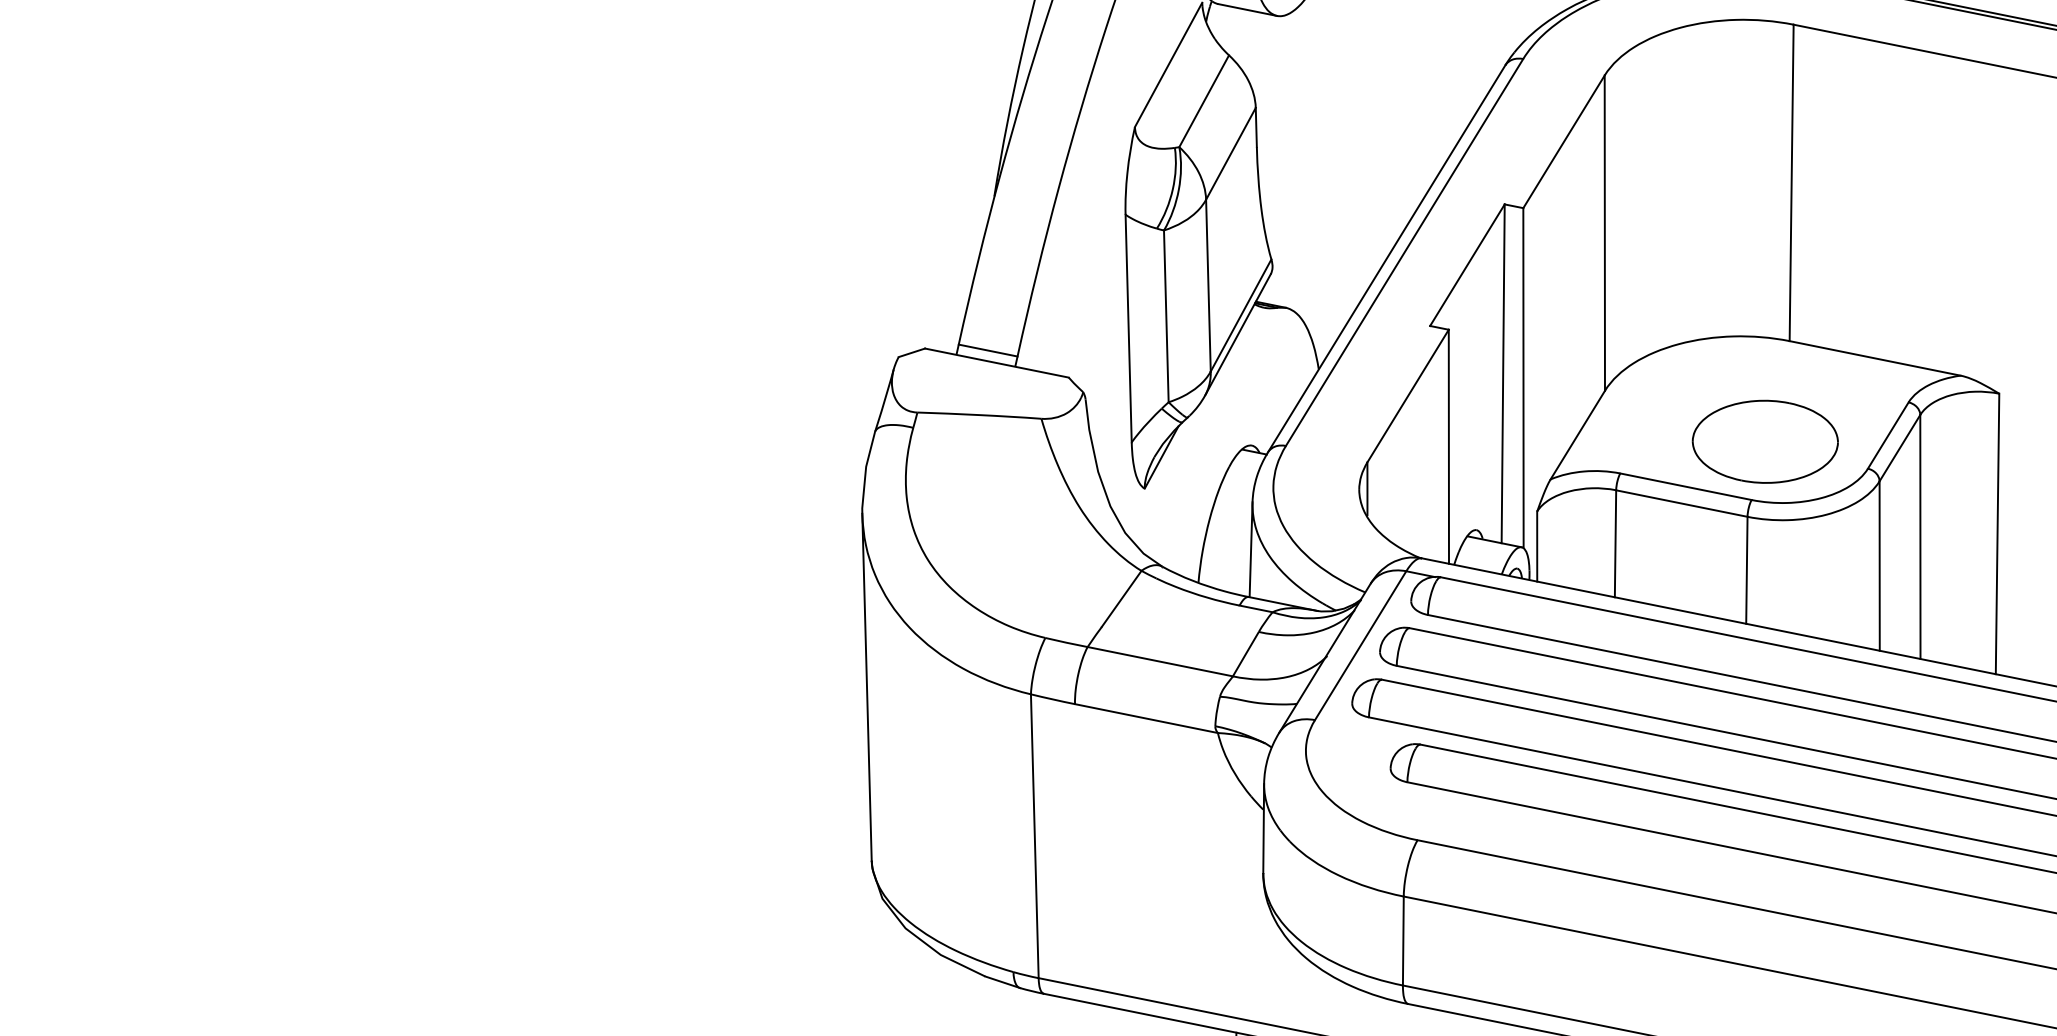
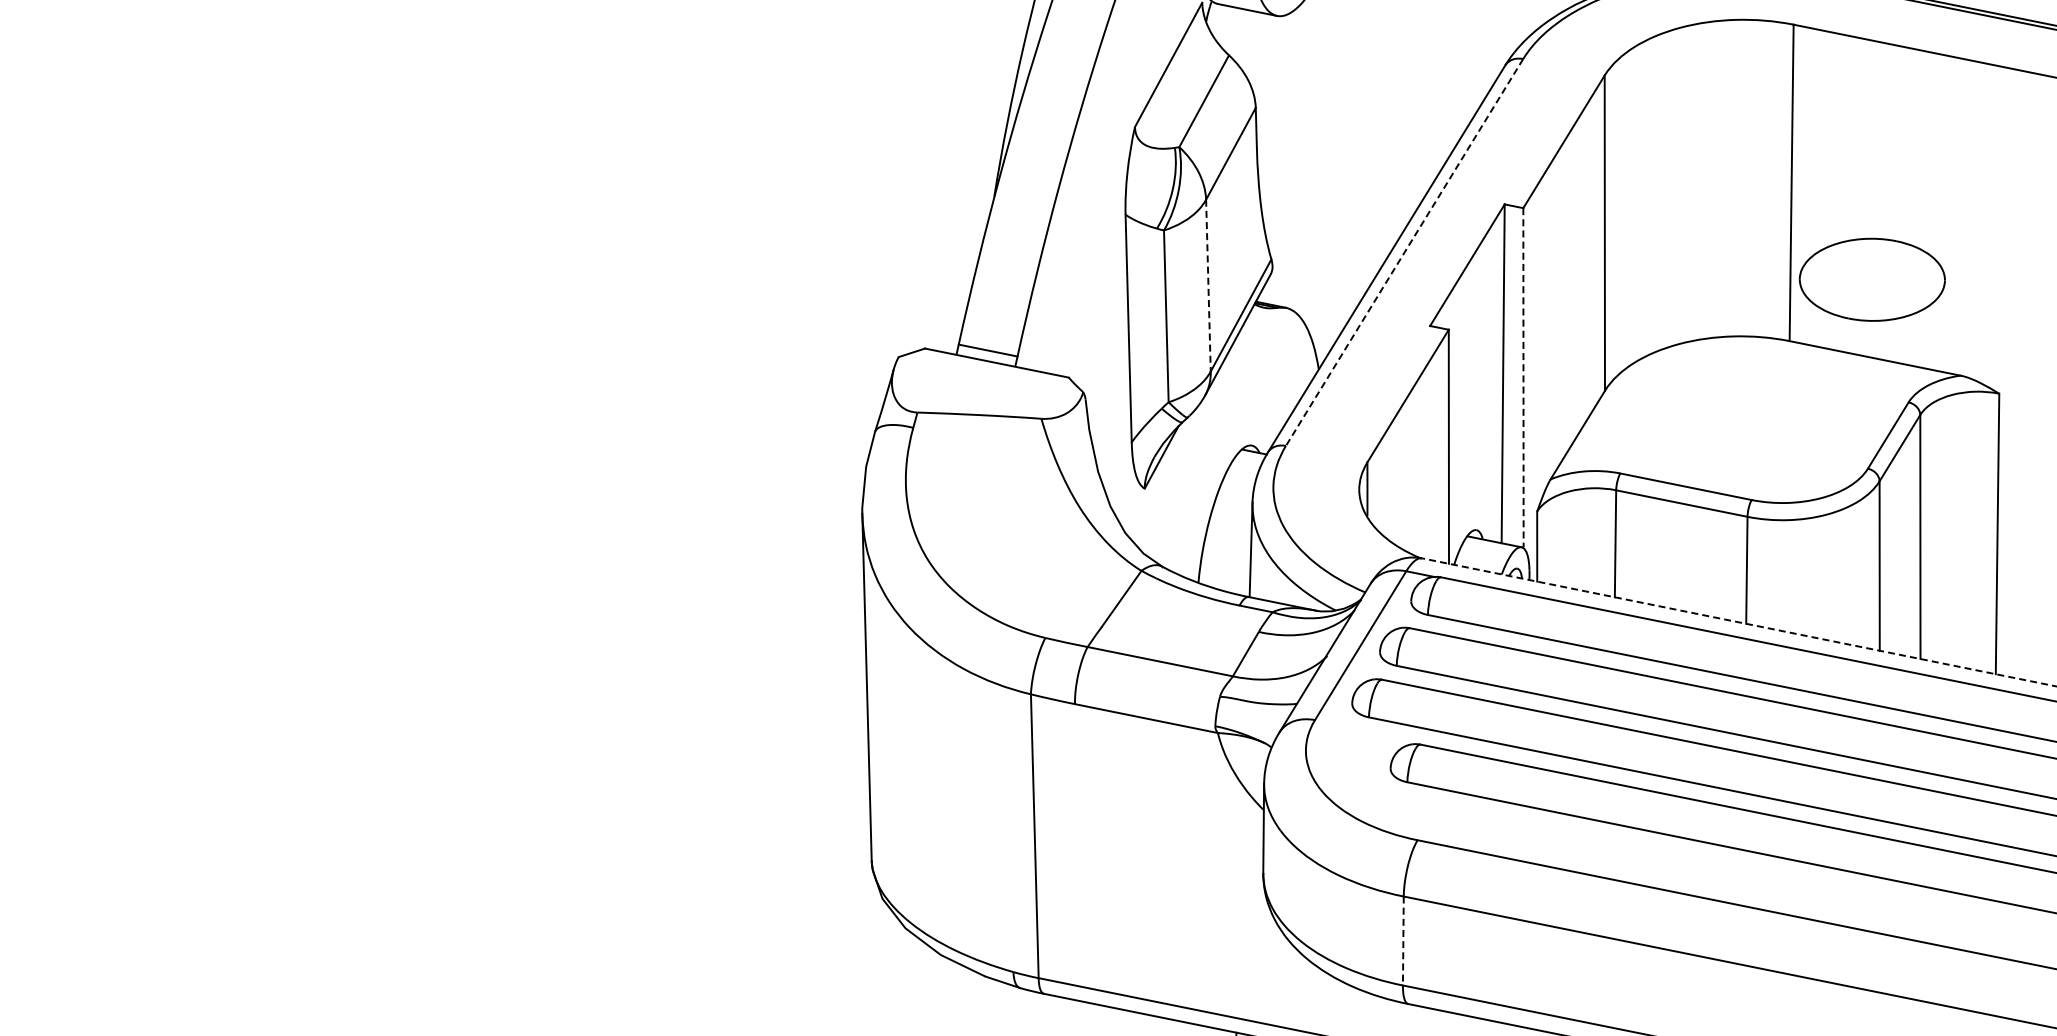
line: solid -> dashed (1404, 252)
line: solid -> dashed (1208, 285)
line: solid -> dashed (1523, 377)
part position: (1764, 441) -> (1871, 279) (1871, 279)
line: solid -> dashed (1738, 622)
line: solid -> dashed (1403, 941)
